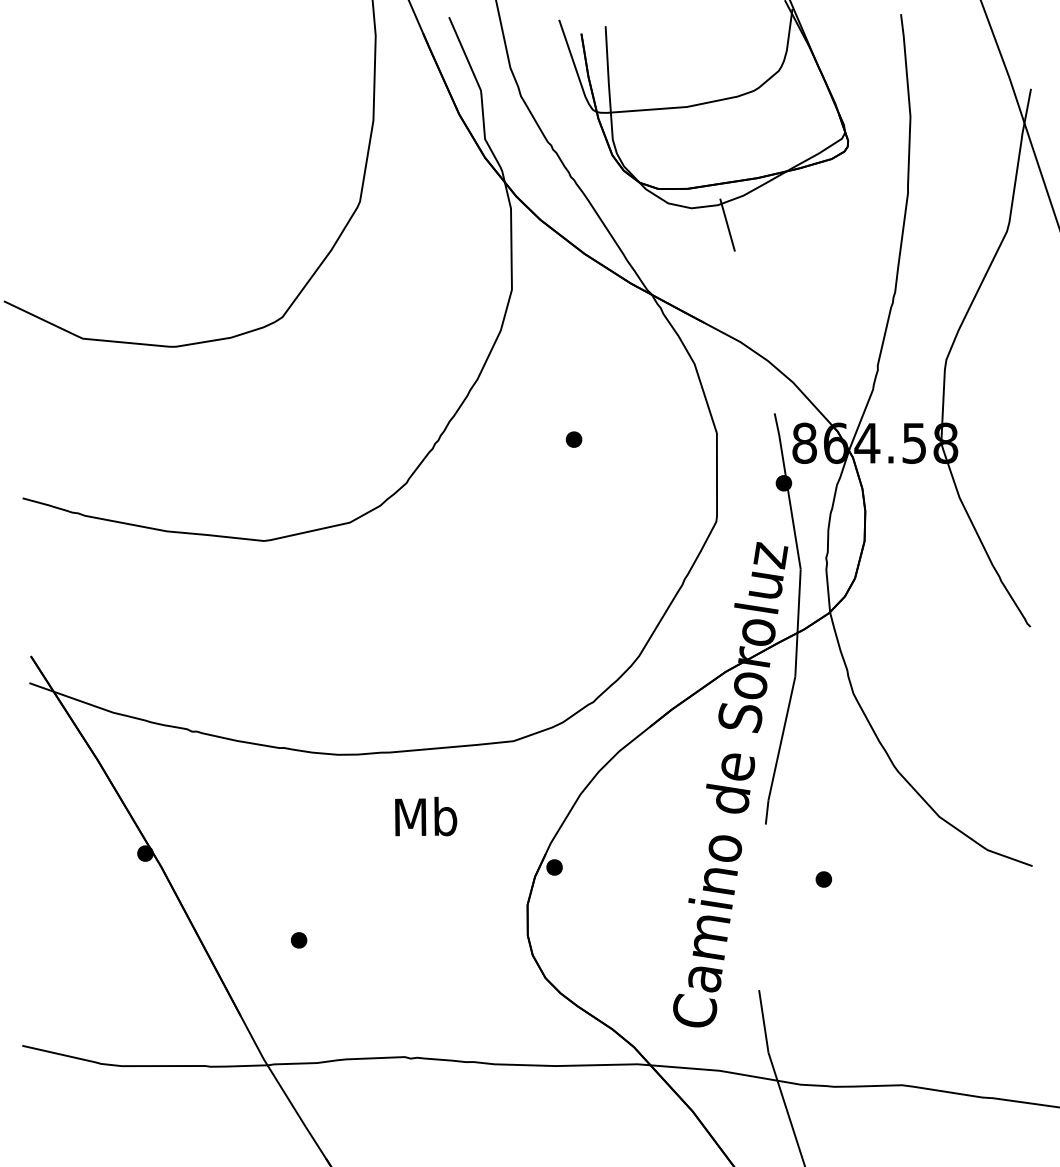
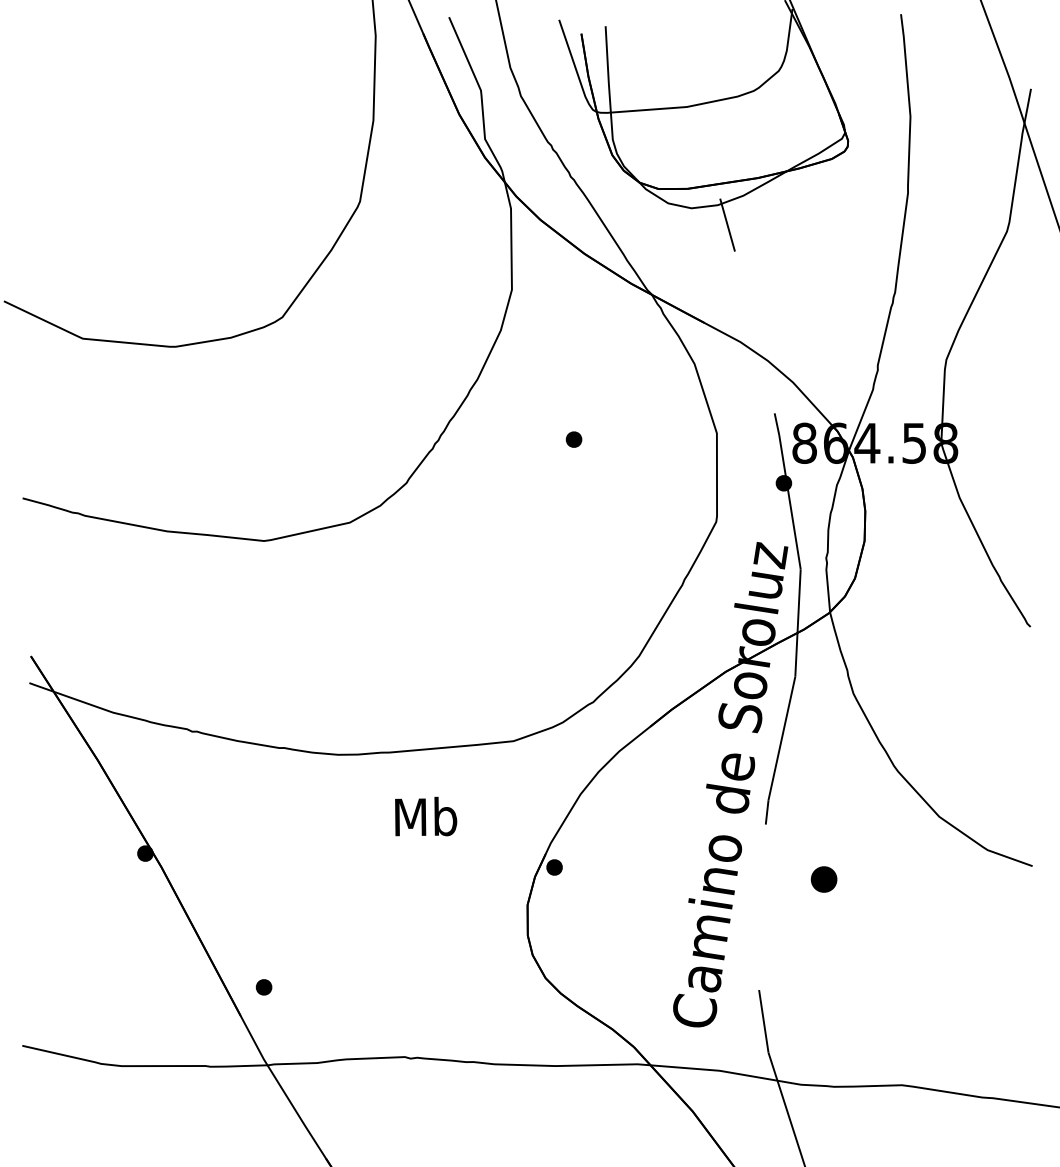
part size: 17x17 px -> 28x27 px (823, 879)
part position: (298, 940) -> (263, 987) (263, 987)
